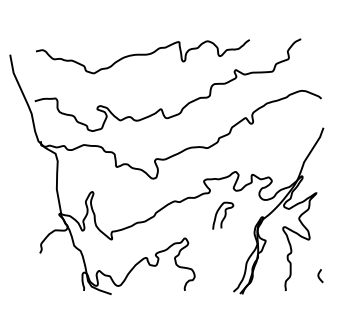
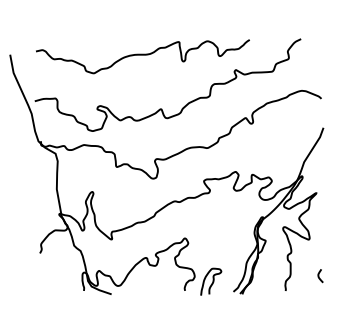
curve position: (224, 215) -> (212, 281) (212, 281)
